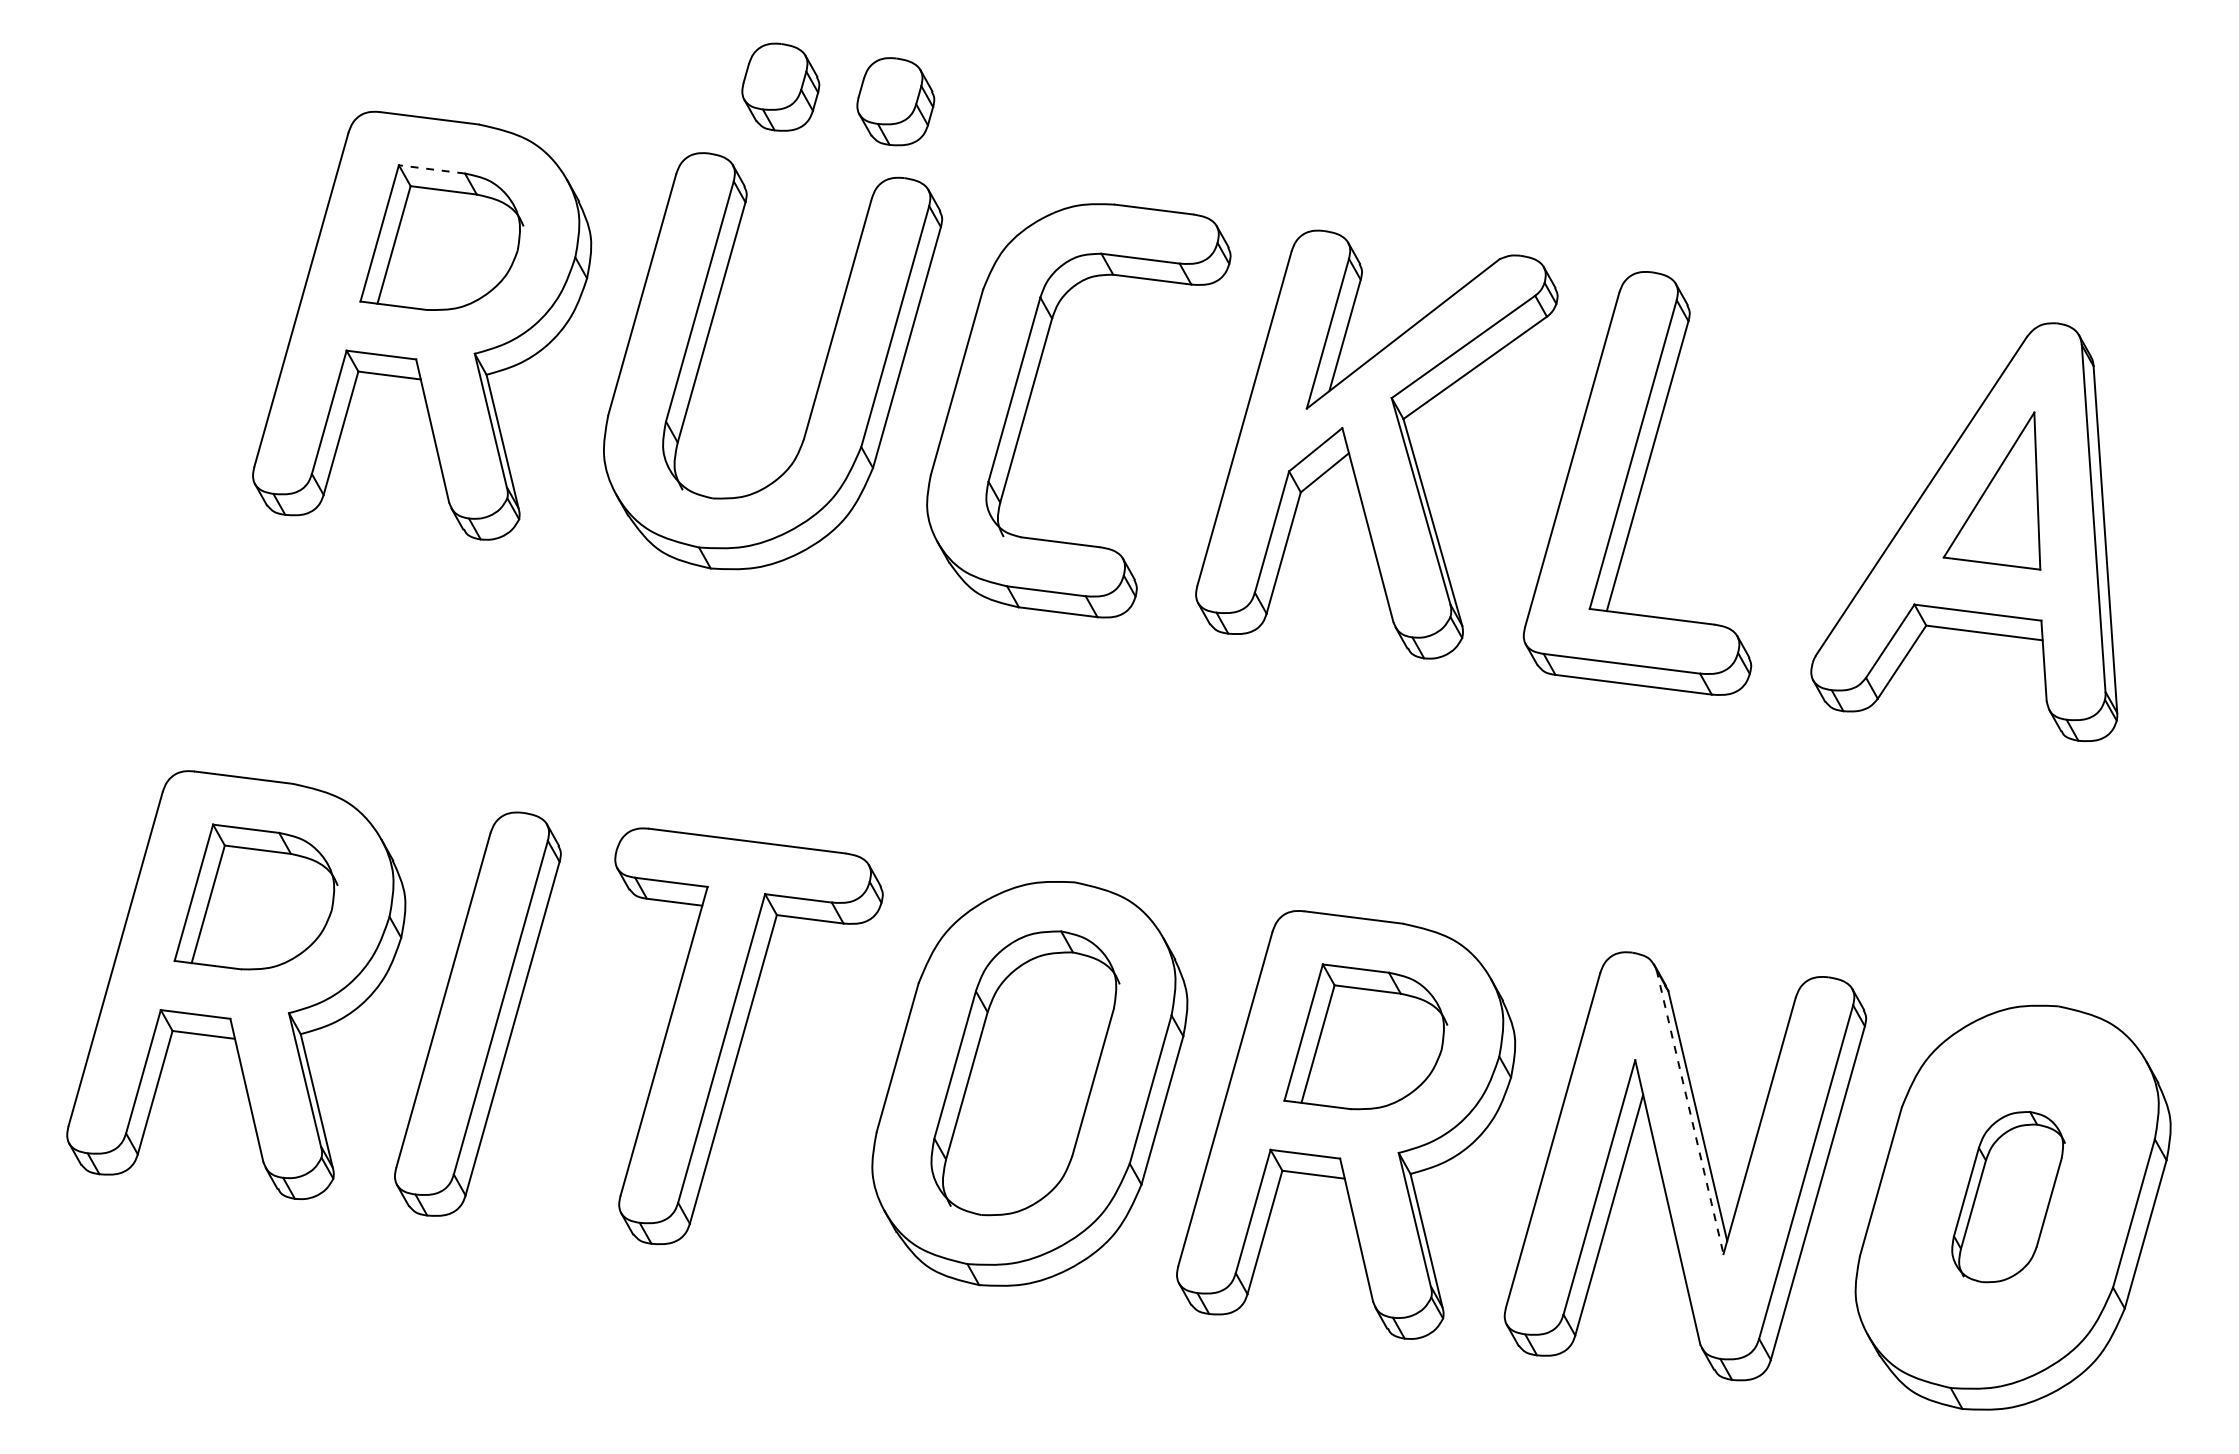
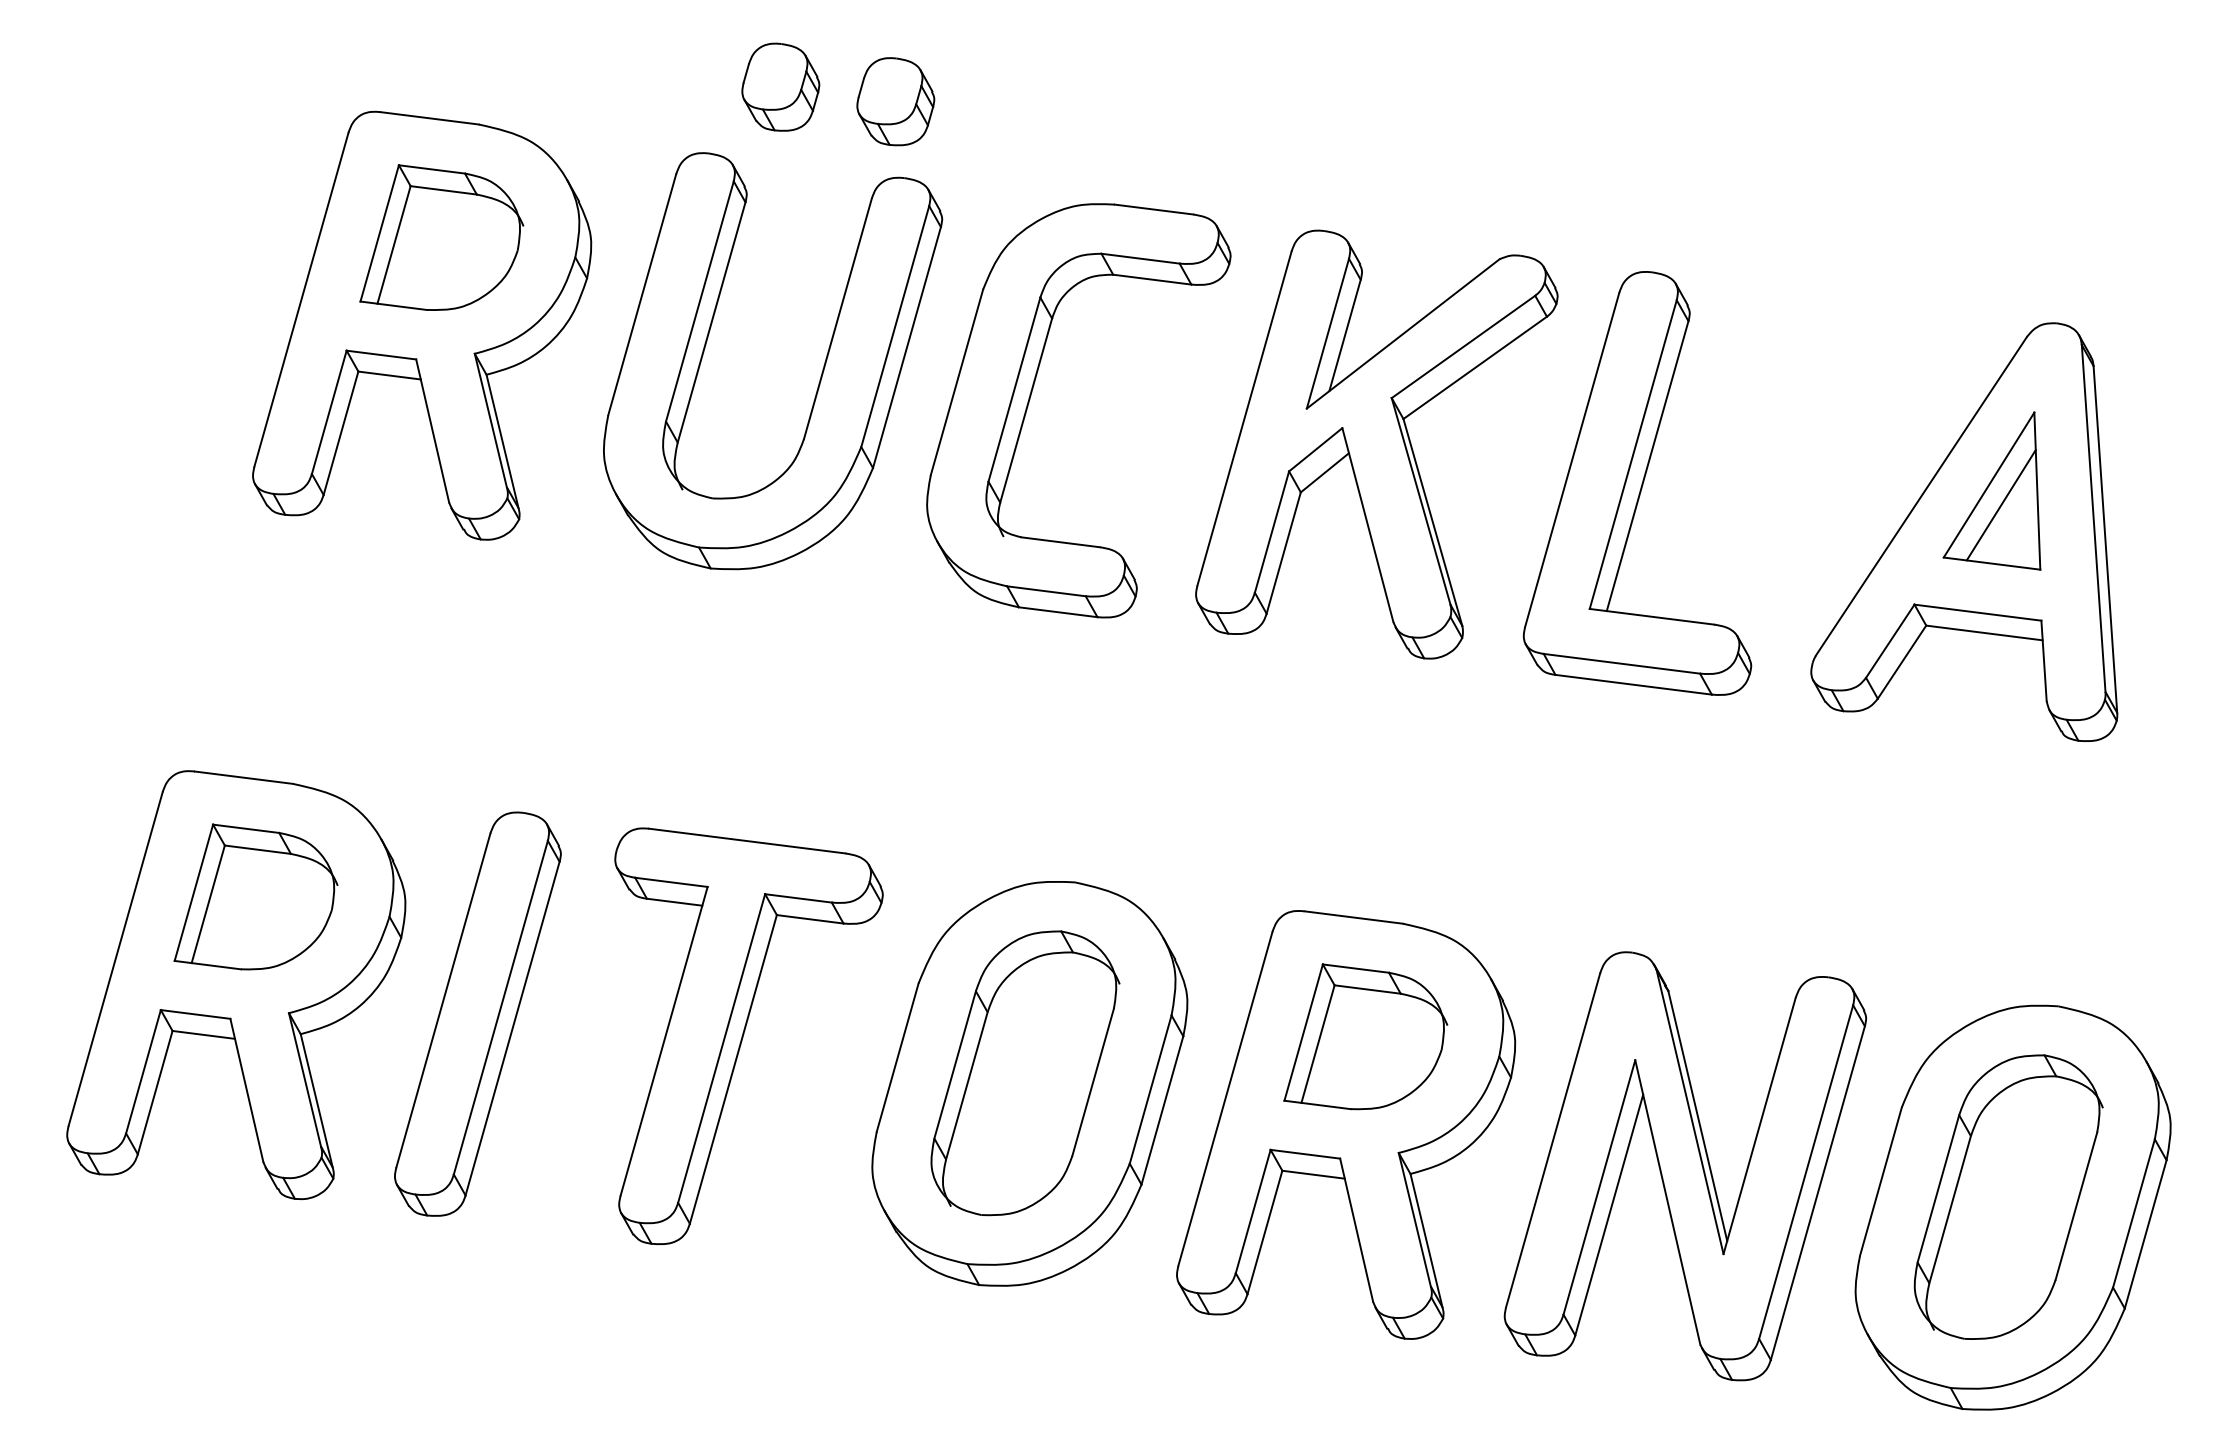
line: dashed -> solid (431, 169)
line: none -> present (2000, 505)
line: dashed -> solid (1690, 1112)
part size: 115x173 px -> 191x286 px (2008, 1196)
